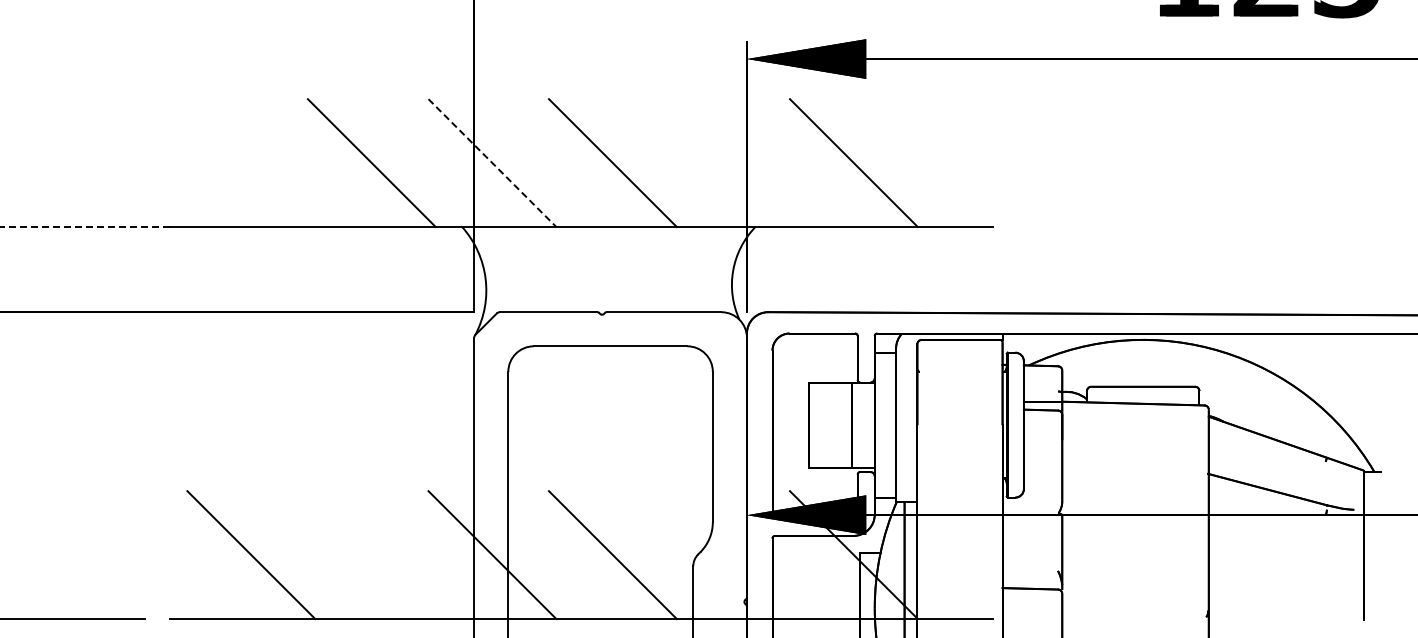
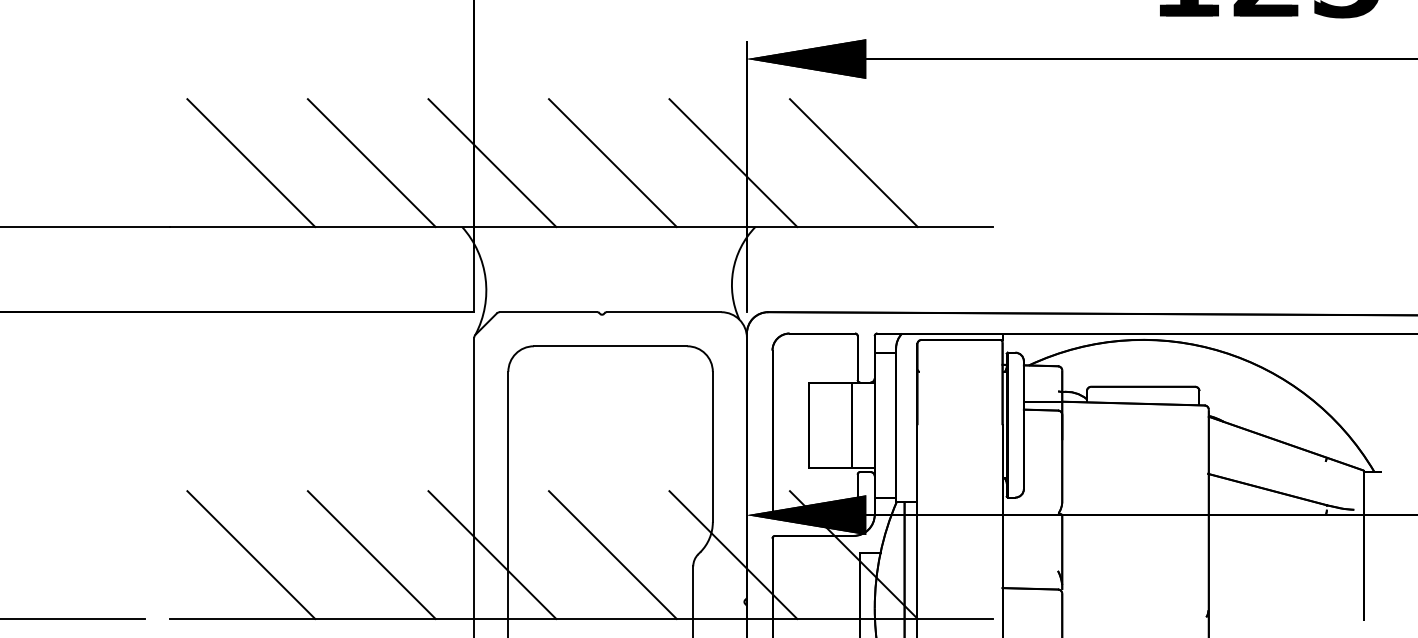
line: none -> present (251, 162)
line: none -> present (733, 162)
line: dashed -> solid (492, 163)
line: dashed -> solid (85, 226)
line: none -> present (371, 554)
line: none -> present (733, 554)
